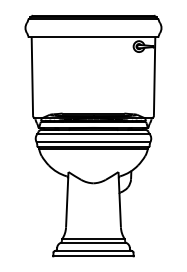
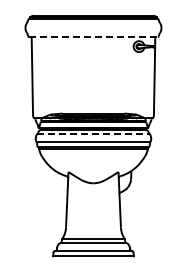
line: solid -> dashed (94, 37)
line: solid -> dashed (93, 134)
